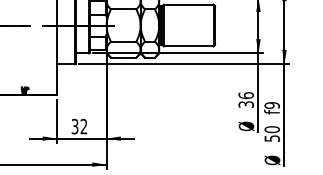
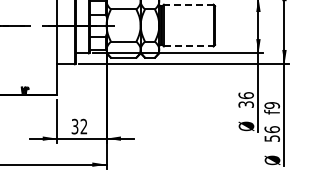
line: solid -> dashed (188, 4)
line: solid -> dashed (188, 46)
text: 50 -> 56 (271, 129)
